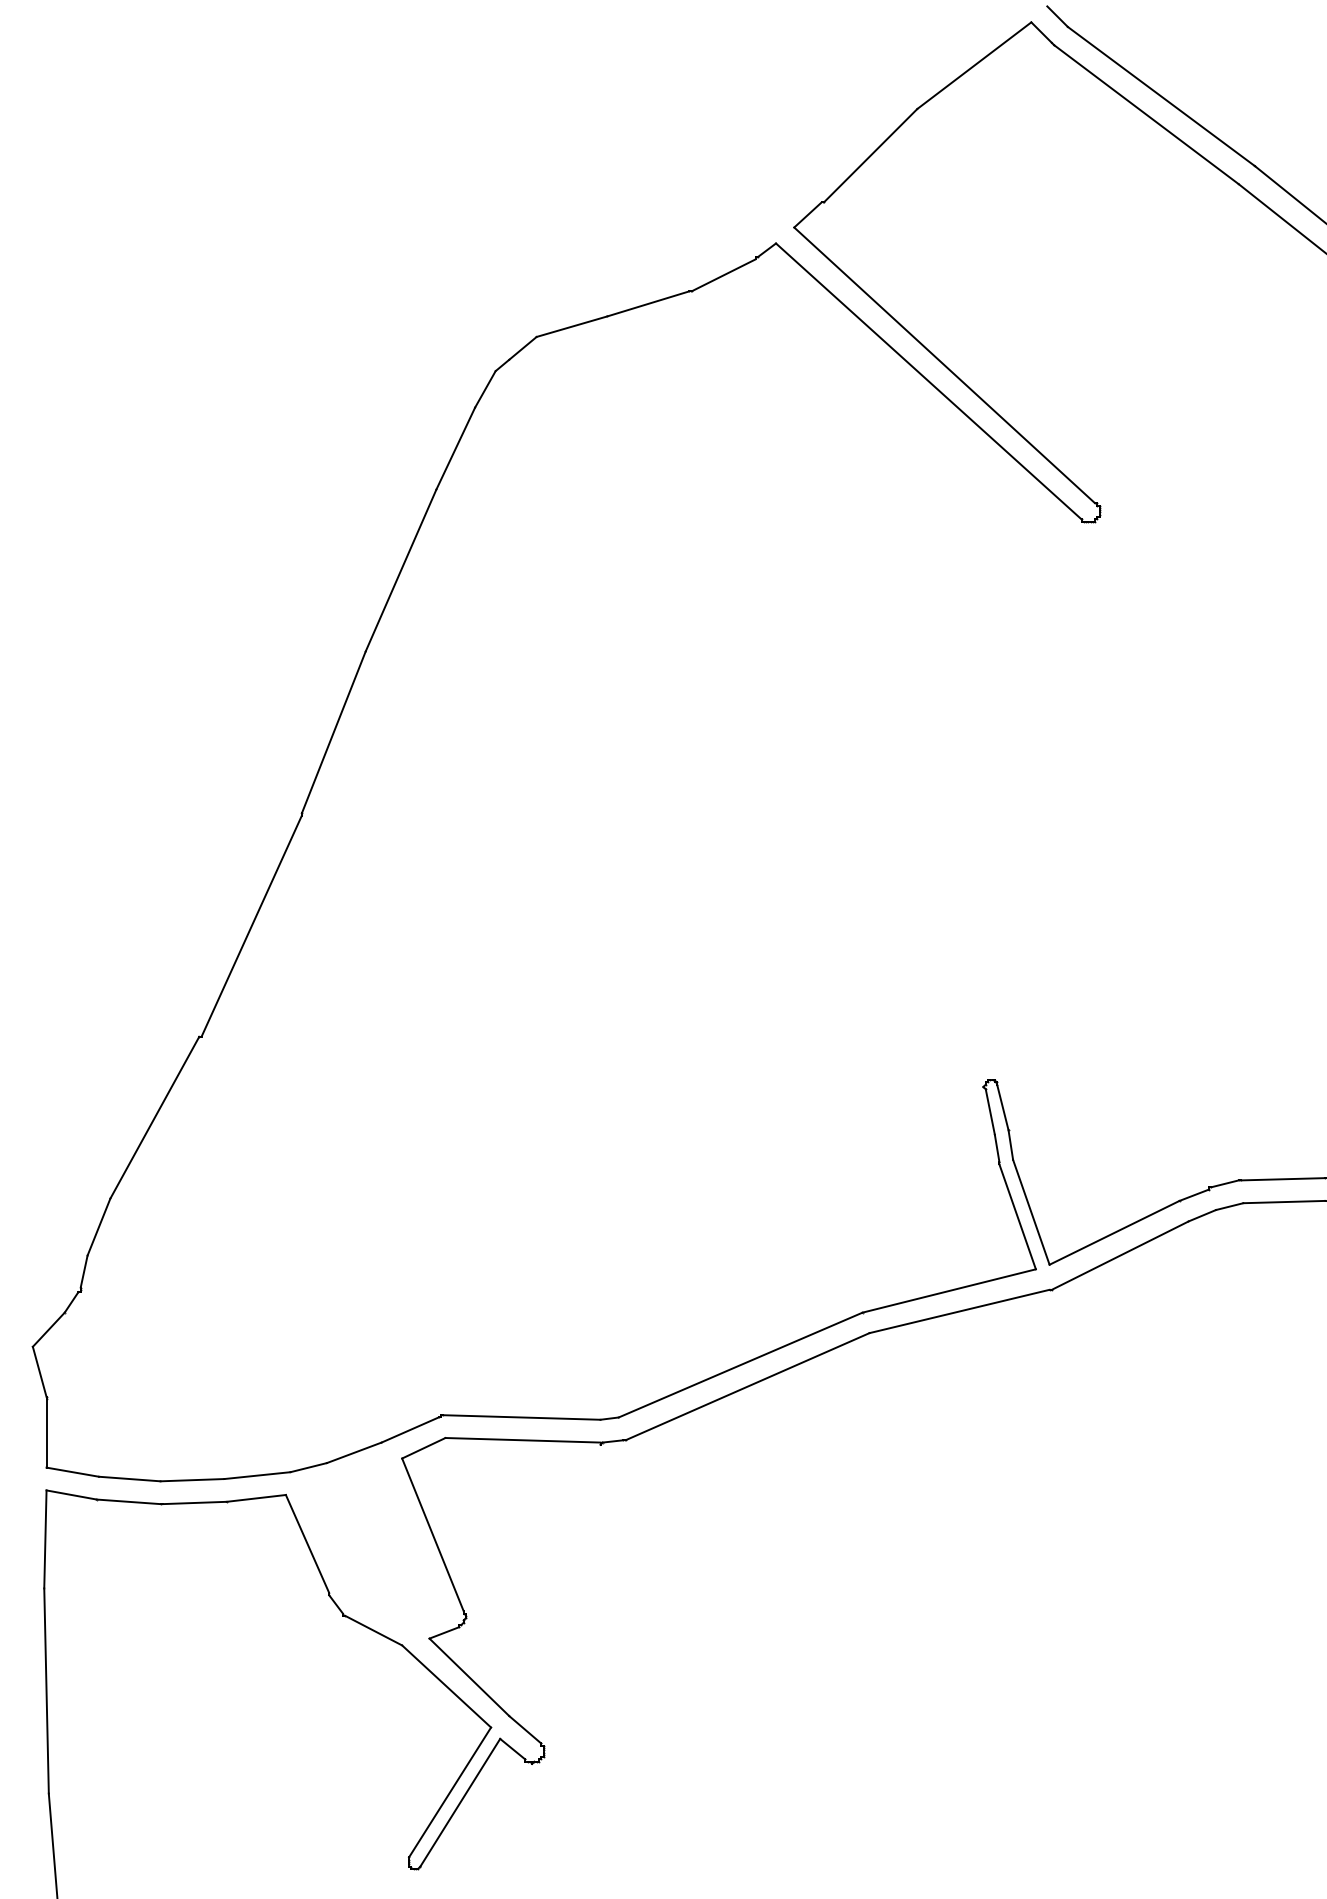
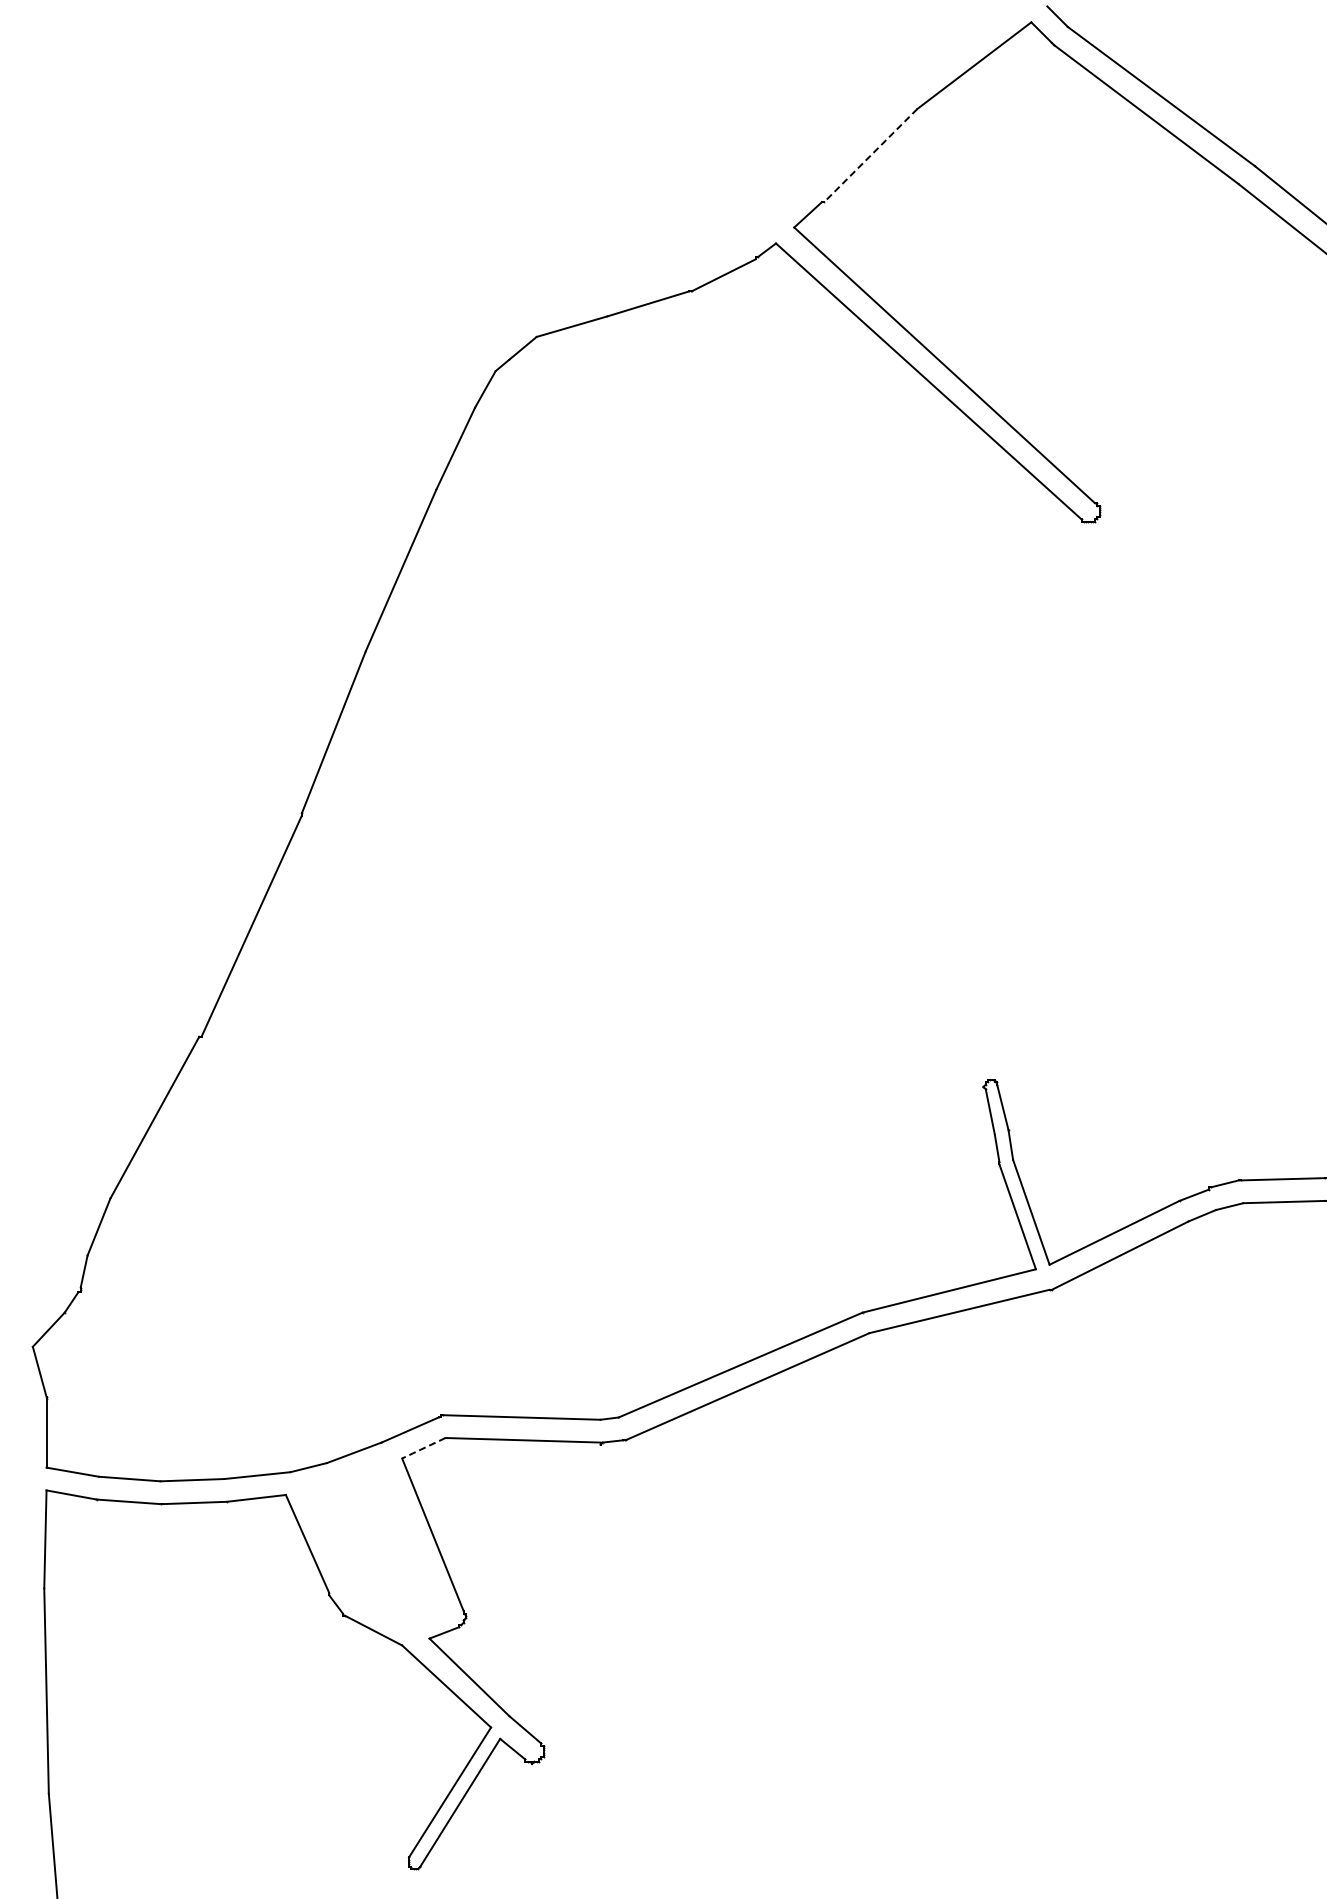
line: solid -> dashed (870, 156)
line: solid -> dashed (423, 1448)
